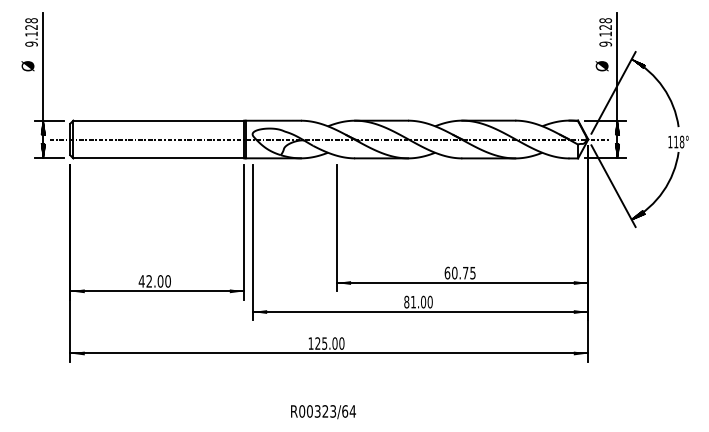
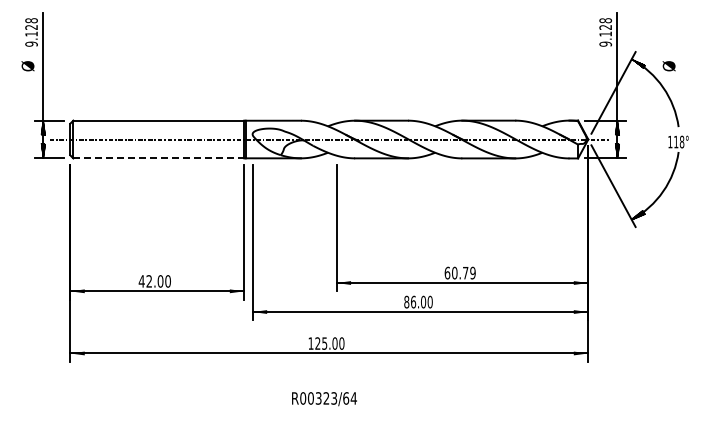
text position: (601, 66) -> (668, 66) (668, 66)
line: solid -> dashed (159, 158)
text: 60.75 -> 60.79 (472, 272)
text: 81.00 -> 86.00 (413, 301)
text position: (323, 412) -> (324, 399) (324, 399)
